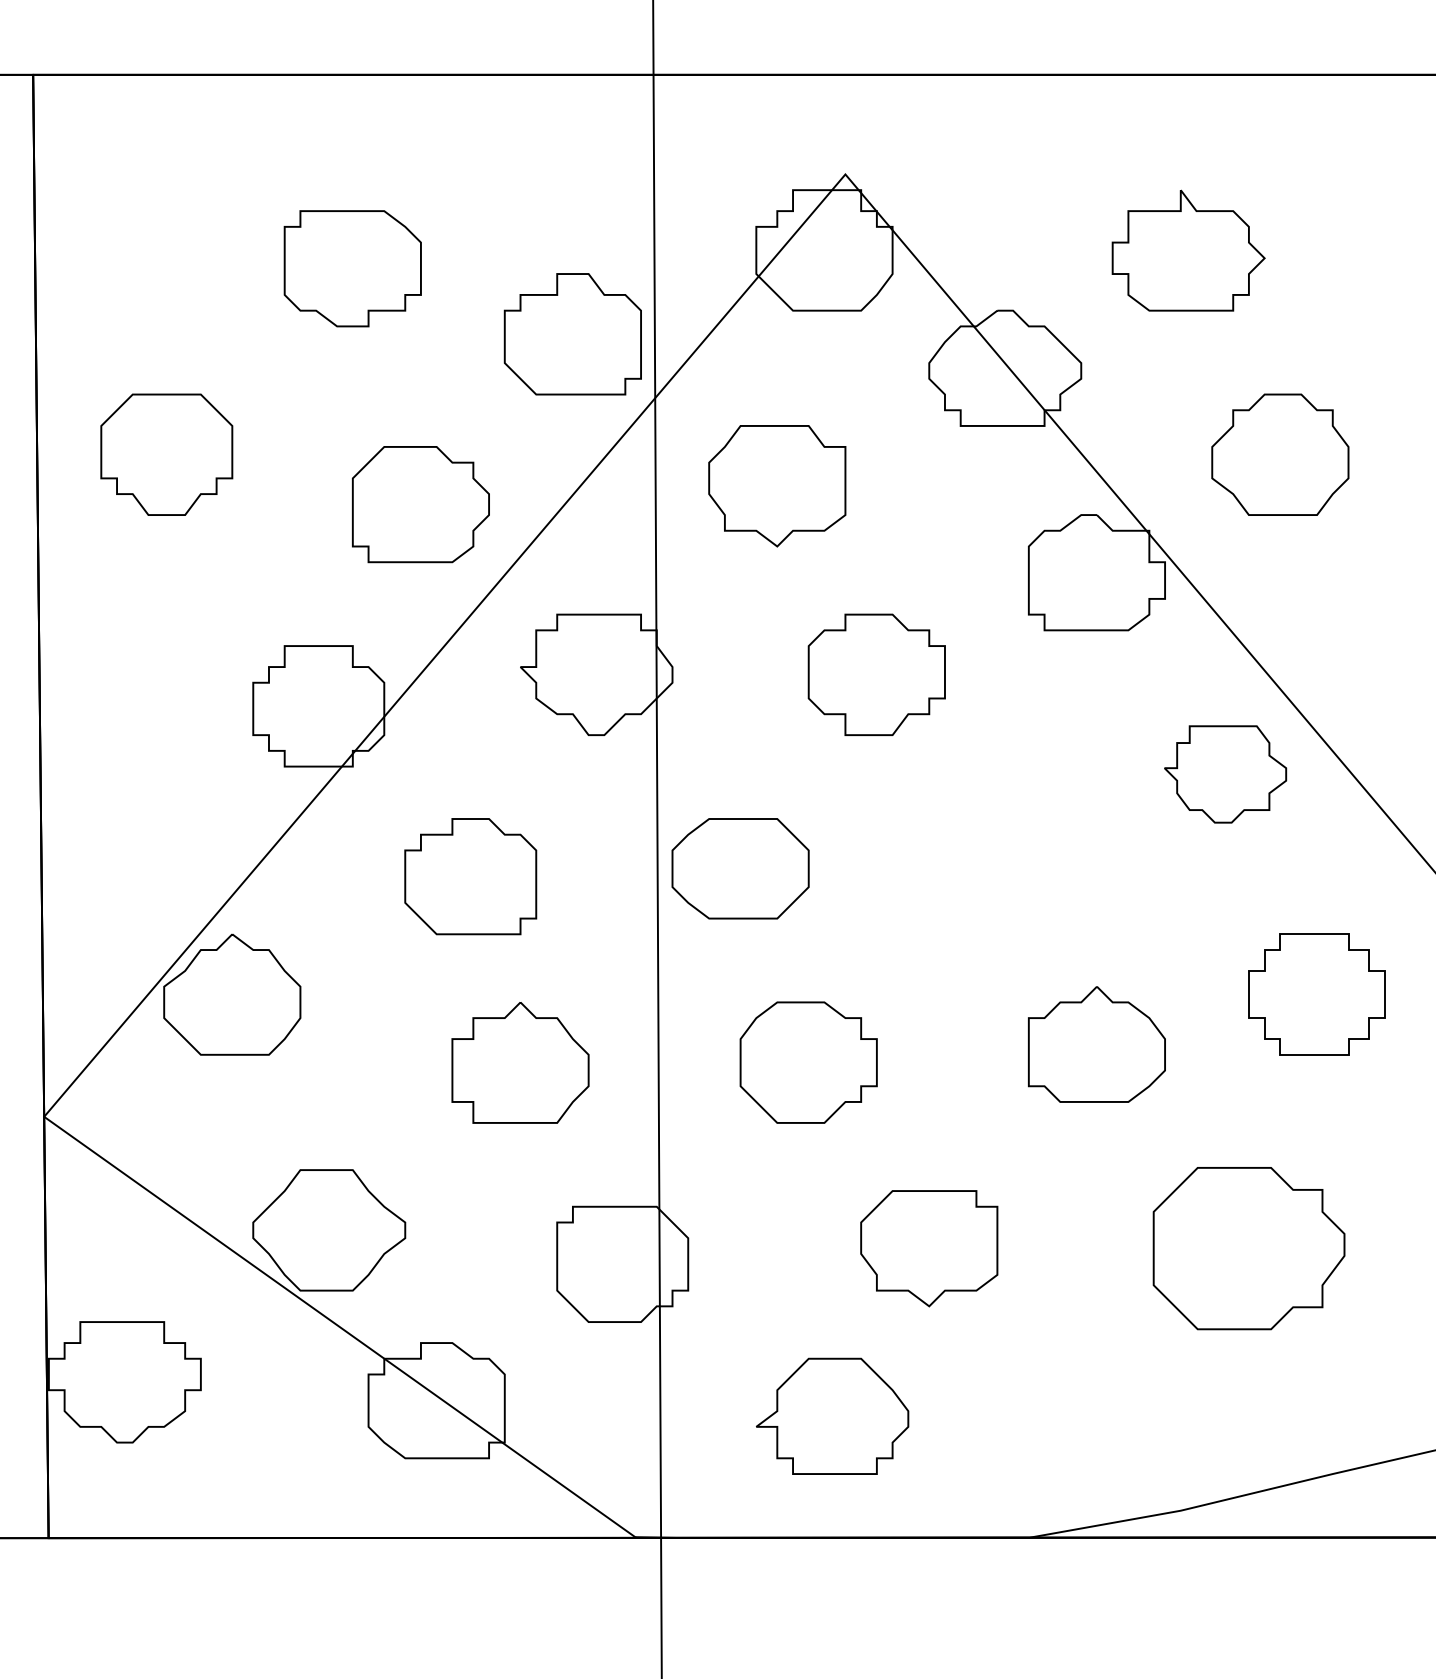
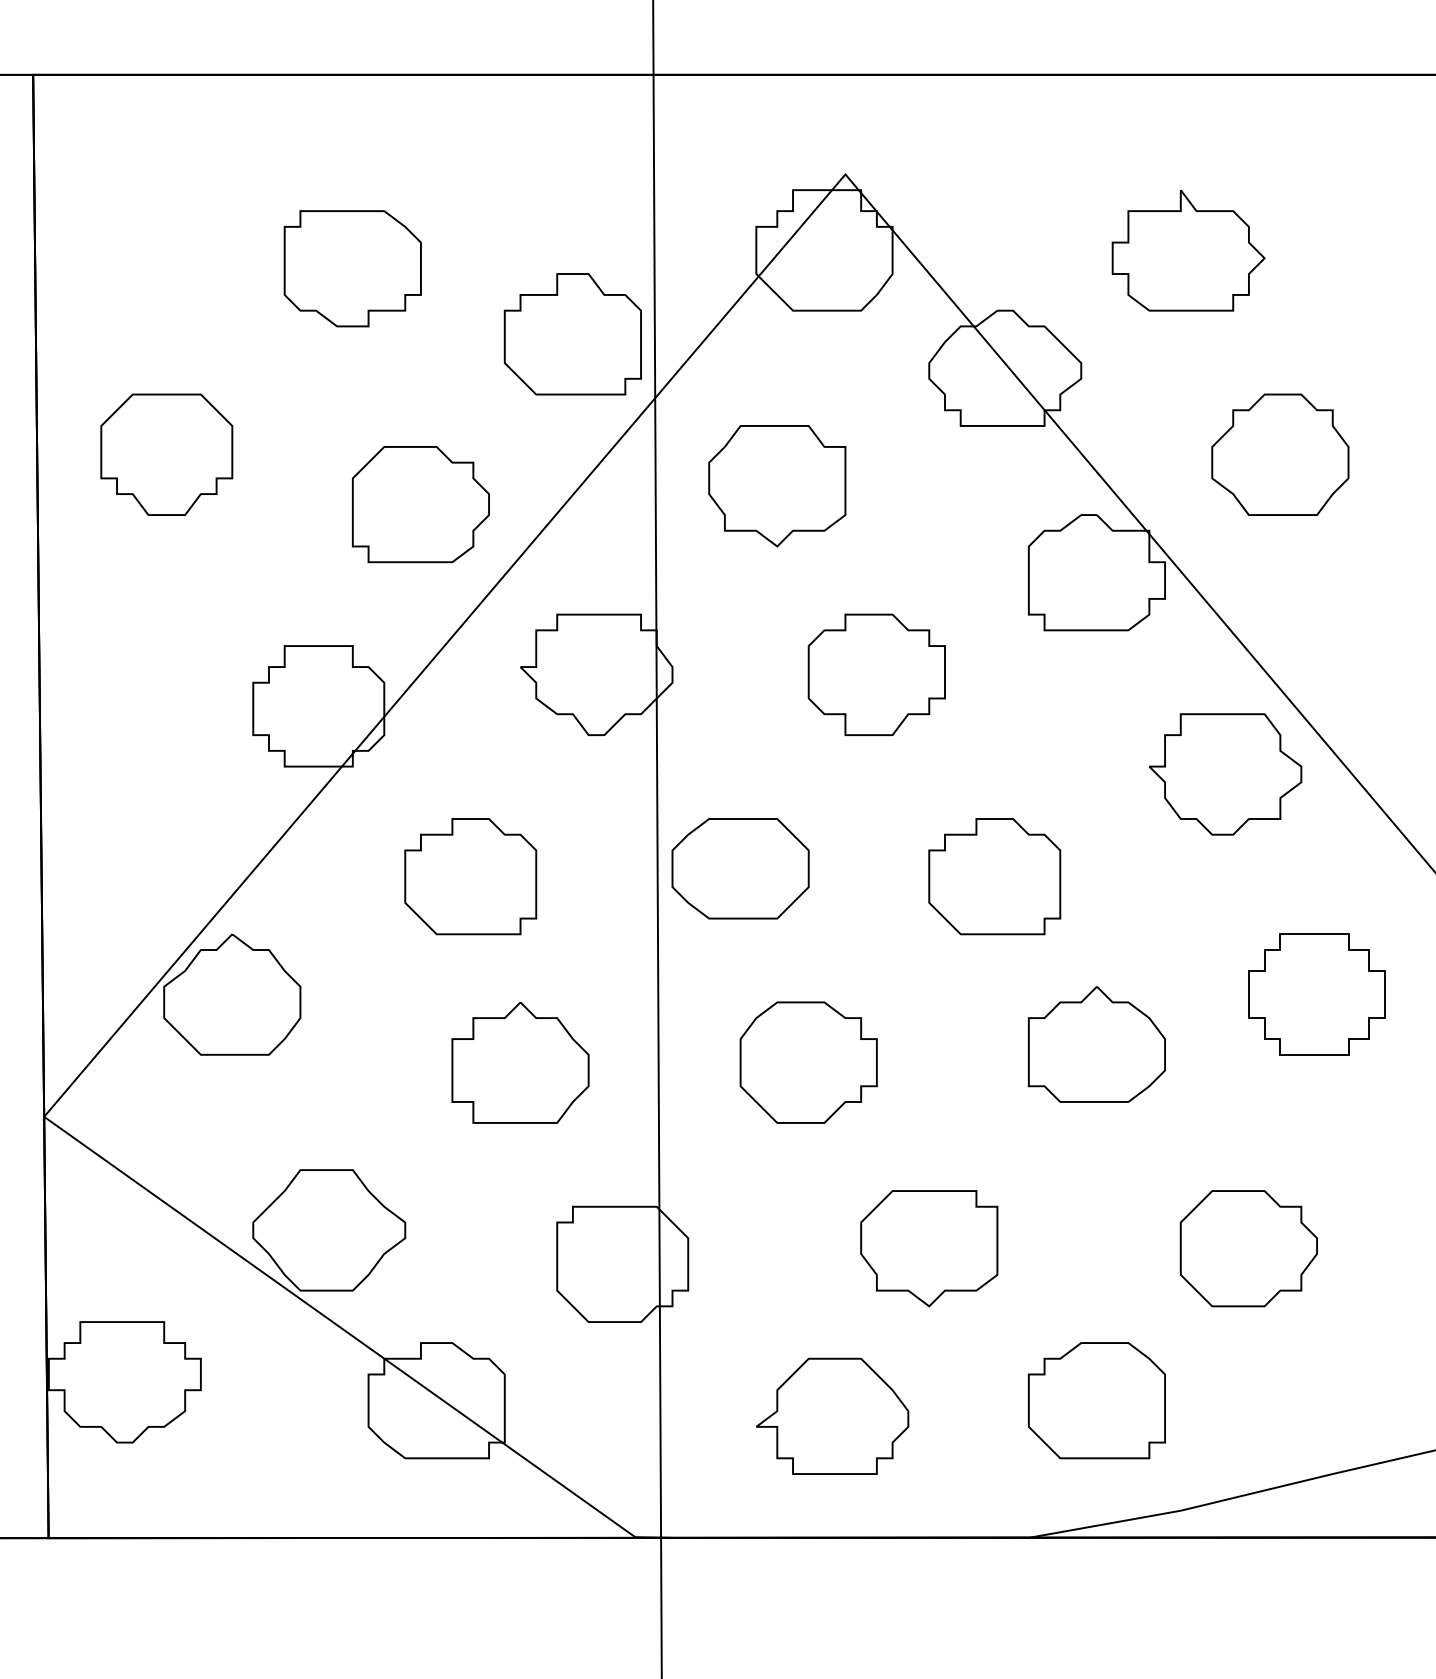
part size: 124x99 px -> 155x123 px (1225, 774)
part: none -> present (994, 876)
part size: 194x164 px -> 139x118 px (1248, 1248)
part: none -> present (1096, 1400)
